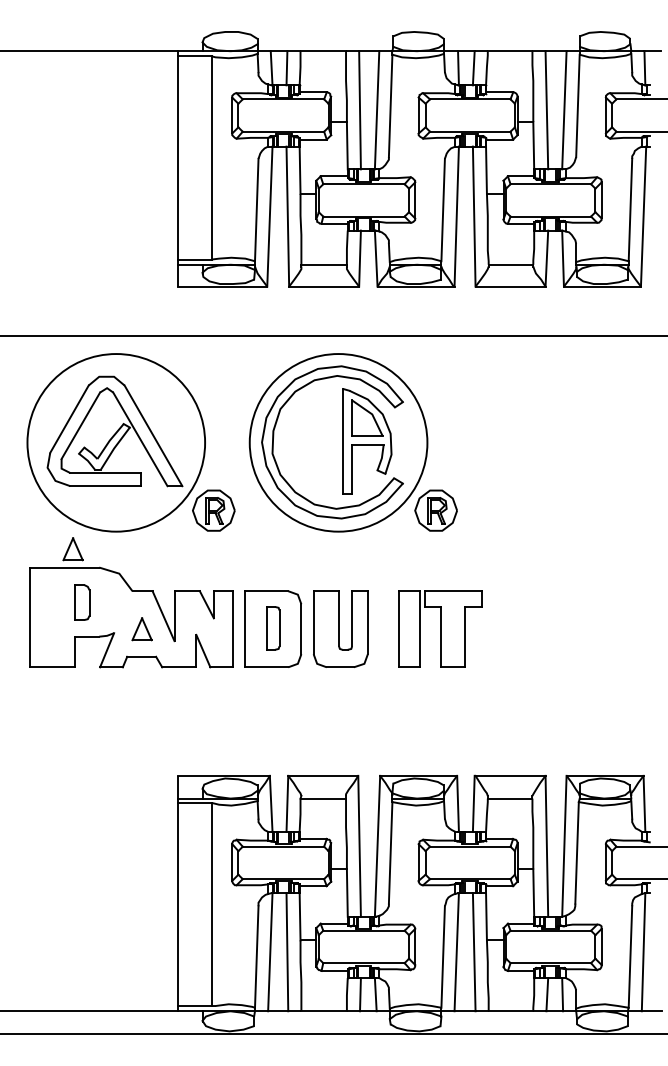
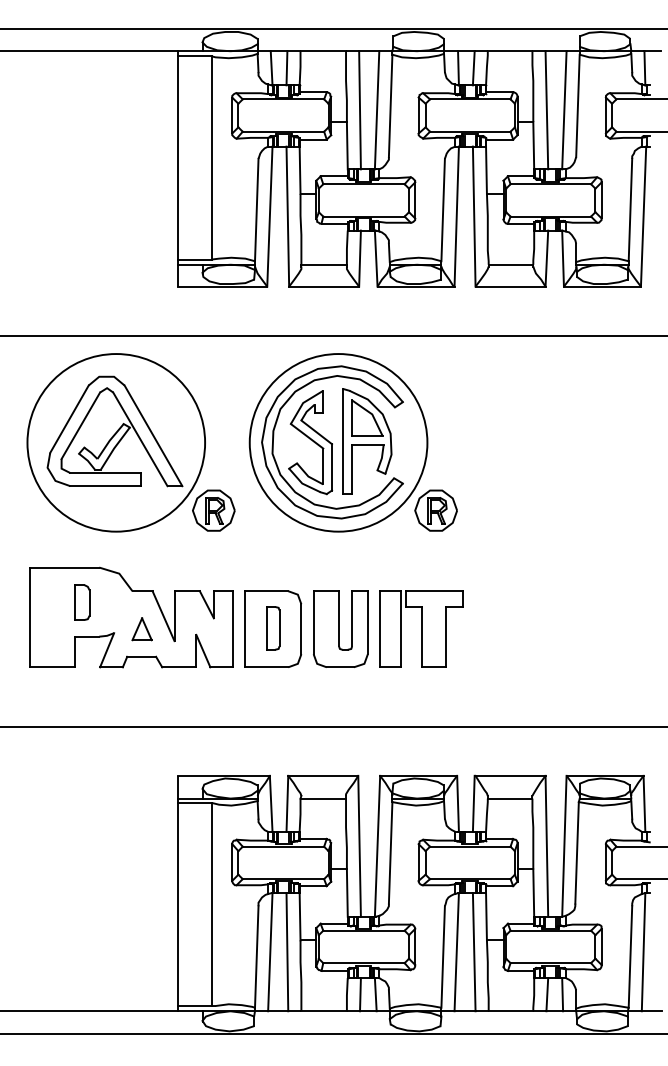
line: none -> present (333, 29)
part: none -> present (310, 442)
part: present -> none (72, 549)
part position: (440, 628) -> (421, 628) (421, 628)
line: none -> present (333, 726)
